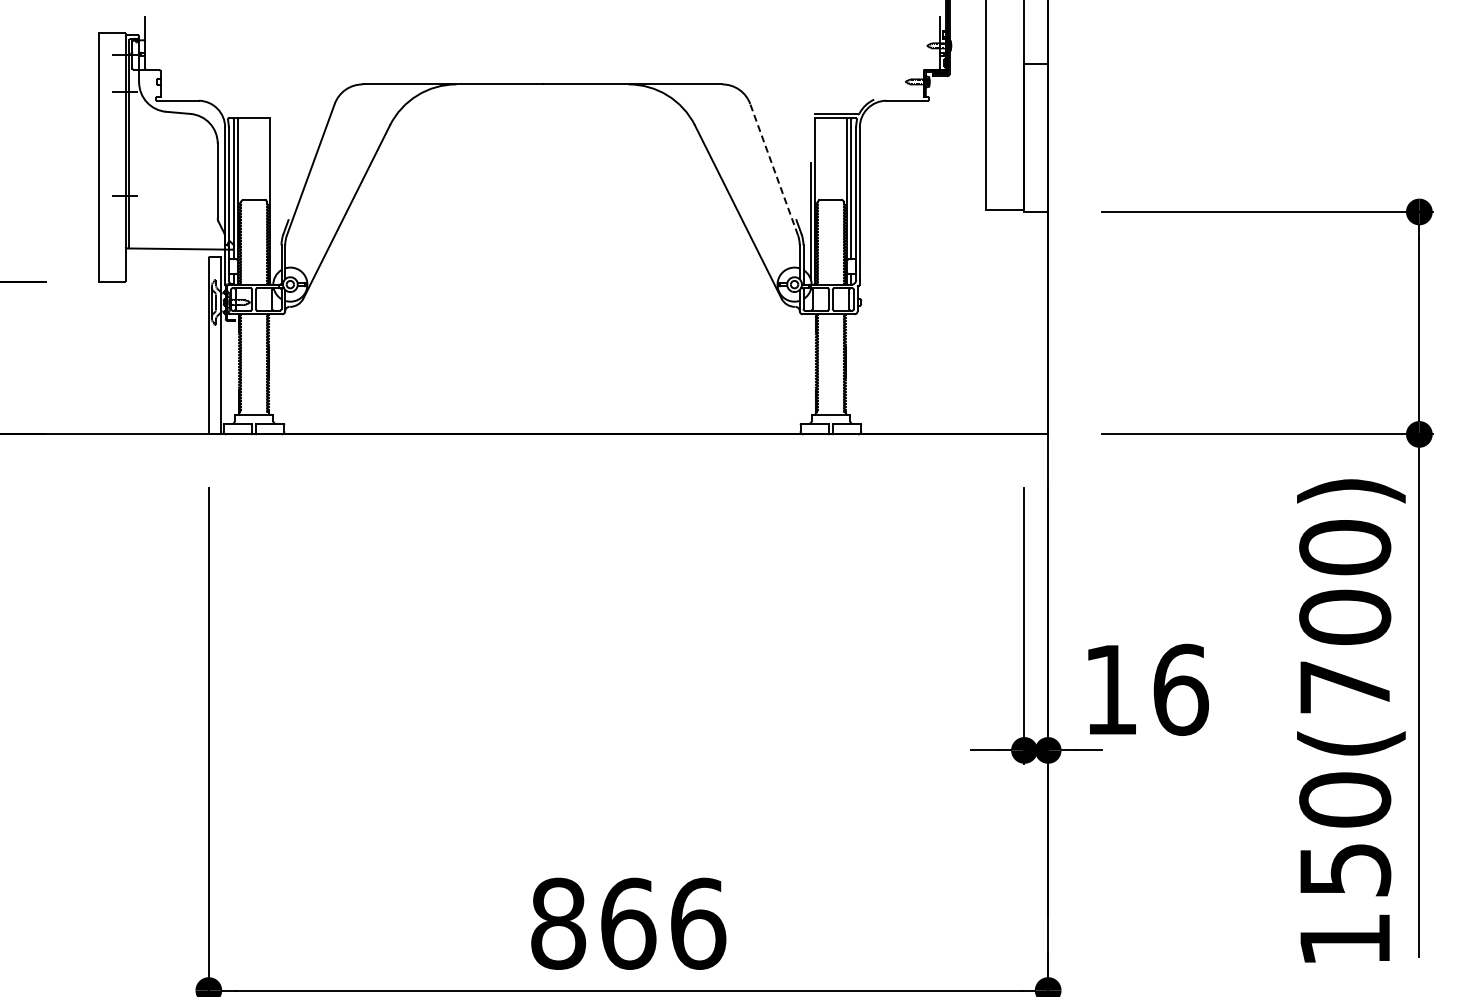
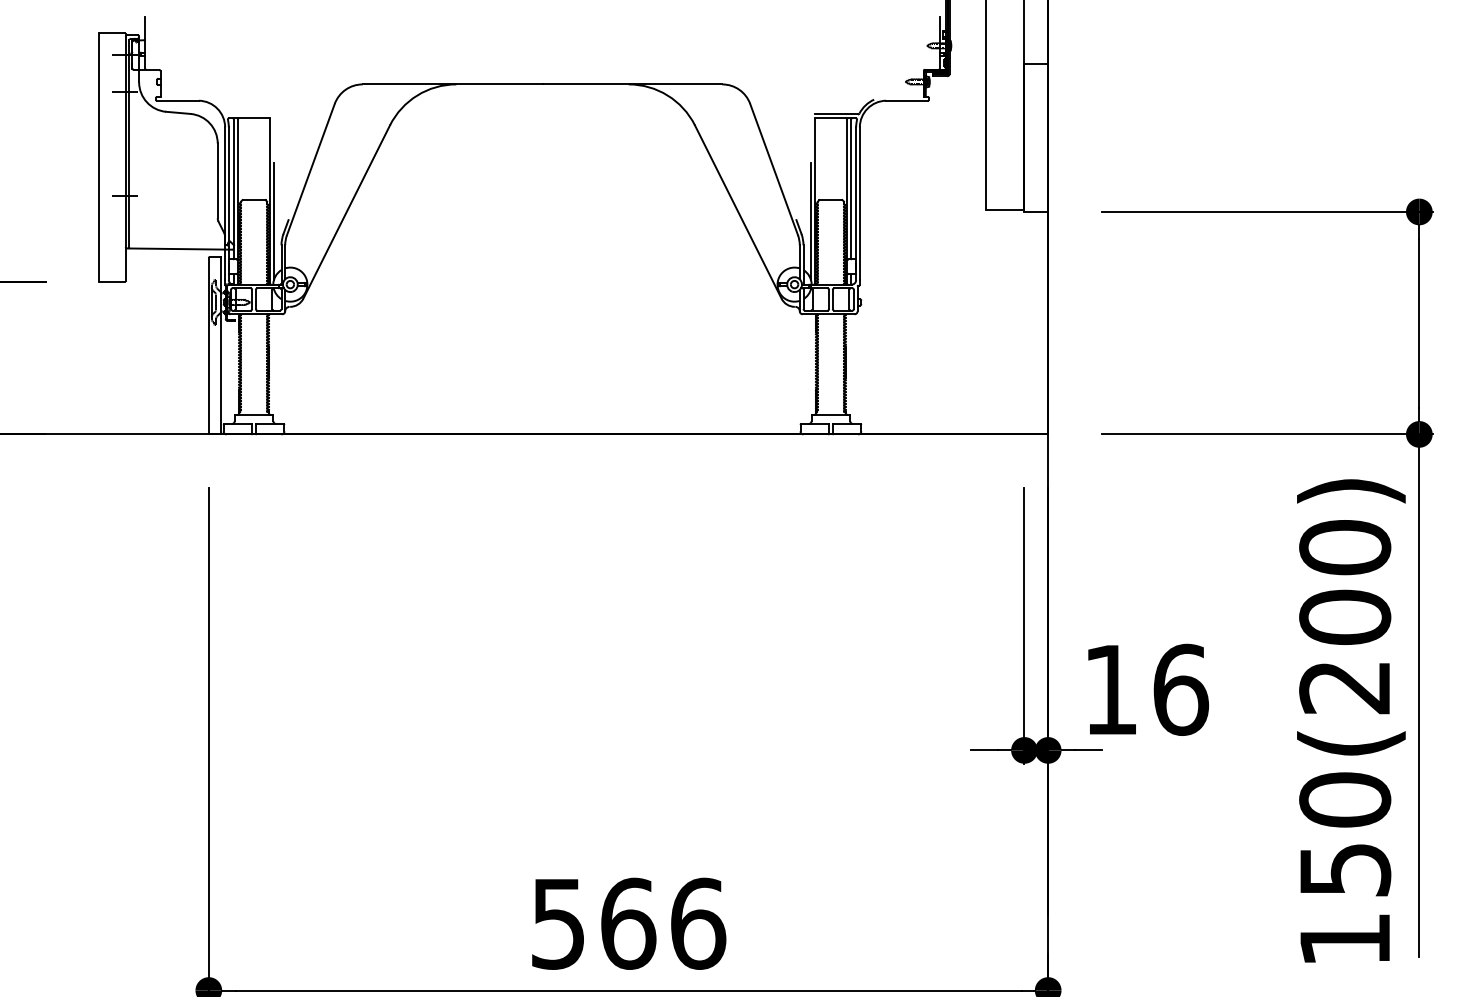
line: dashed -> solid (774, 169)
line: none -> present (274, 221)
text: 150(700) -> 150(200) (1344, 687)
text: 866 -> 566 (558, 923)
